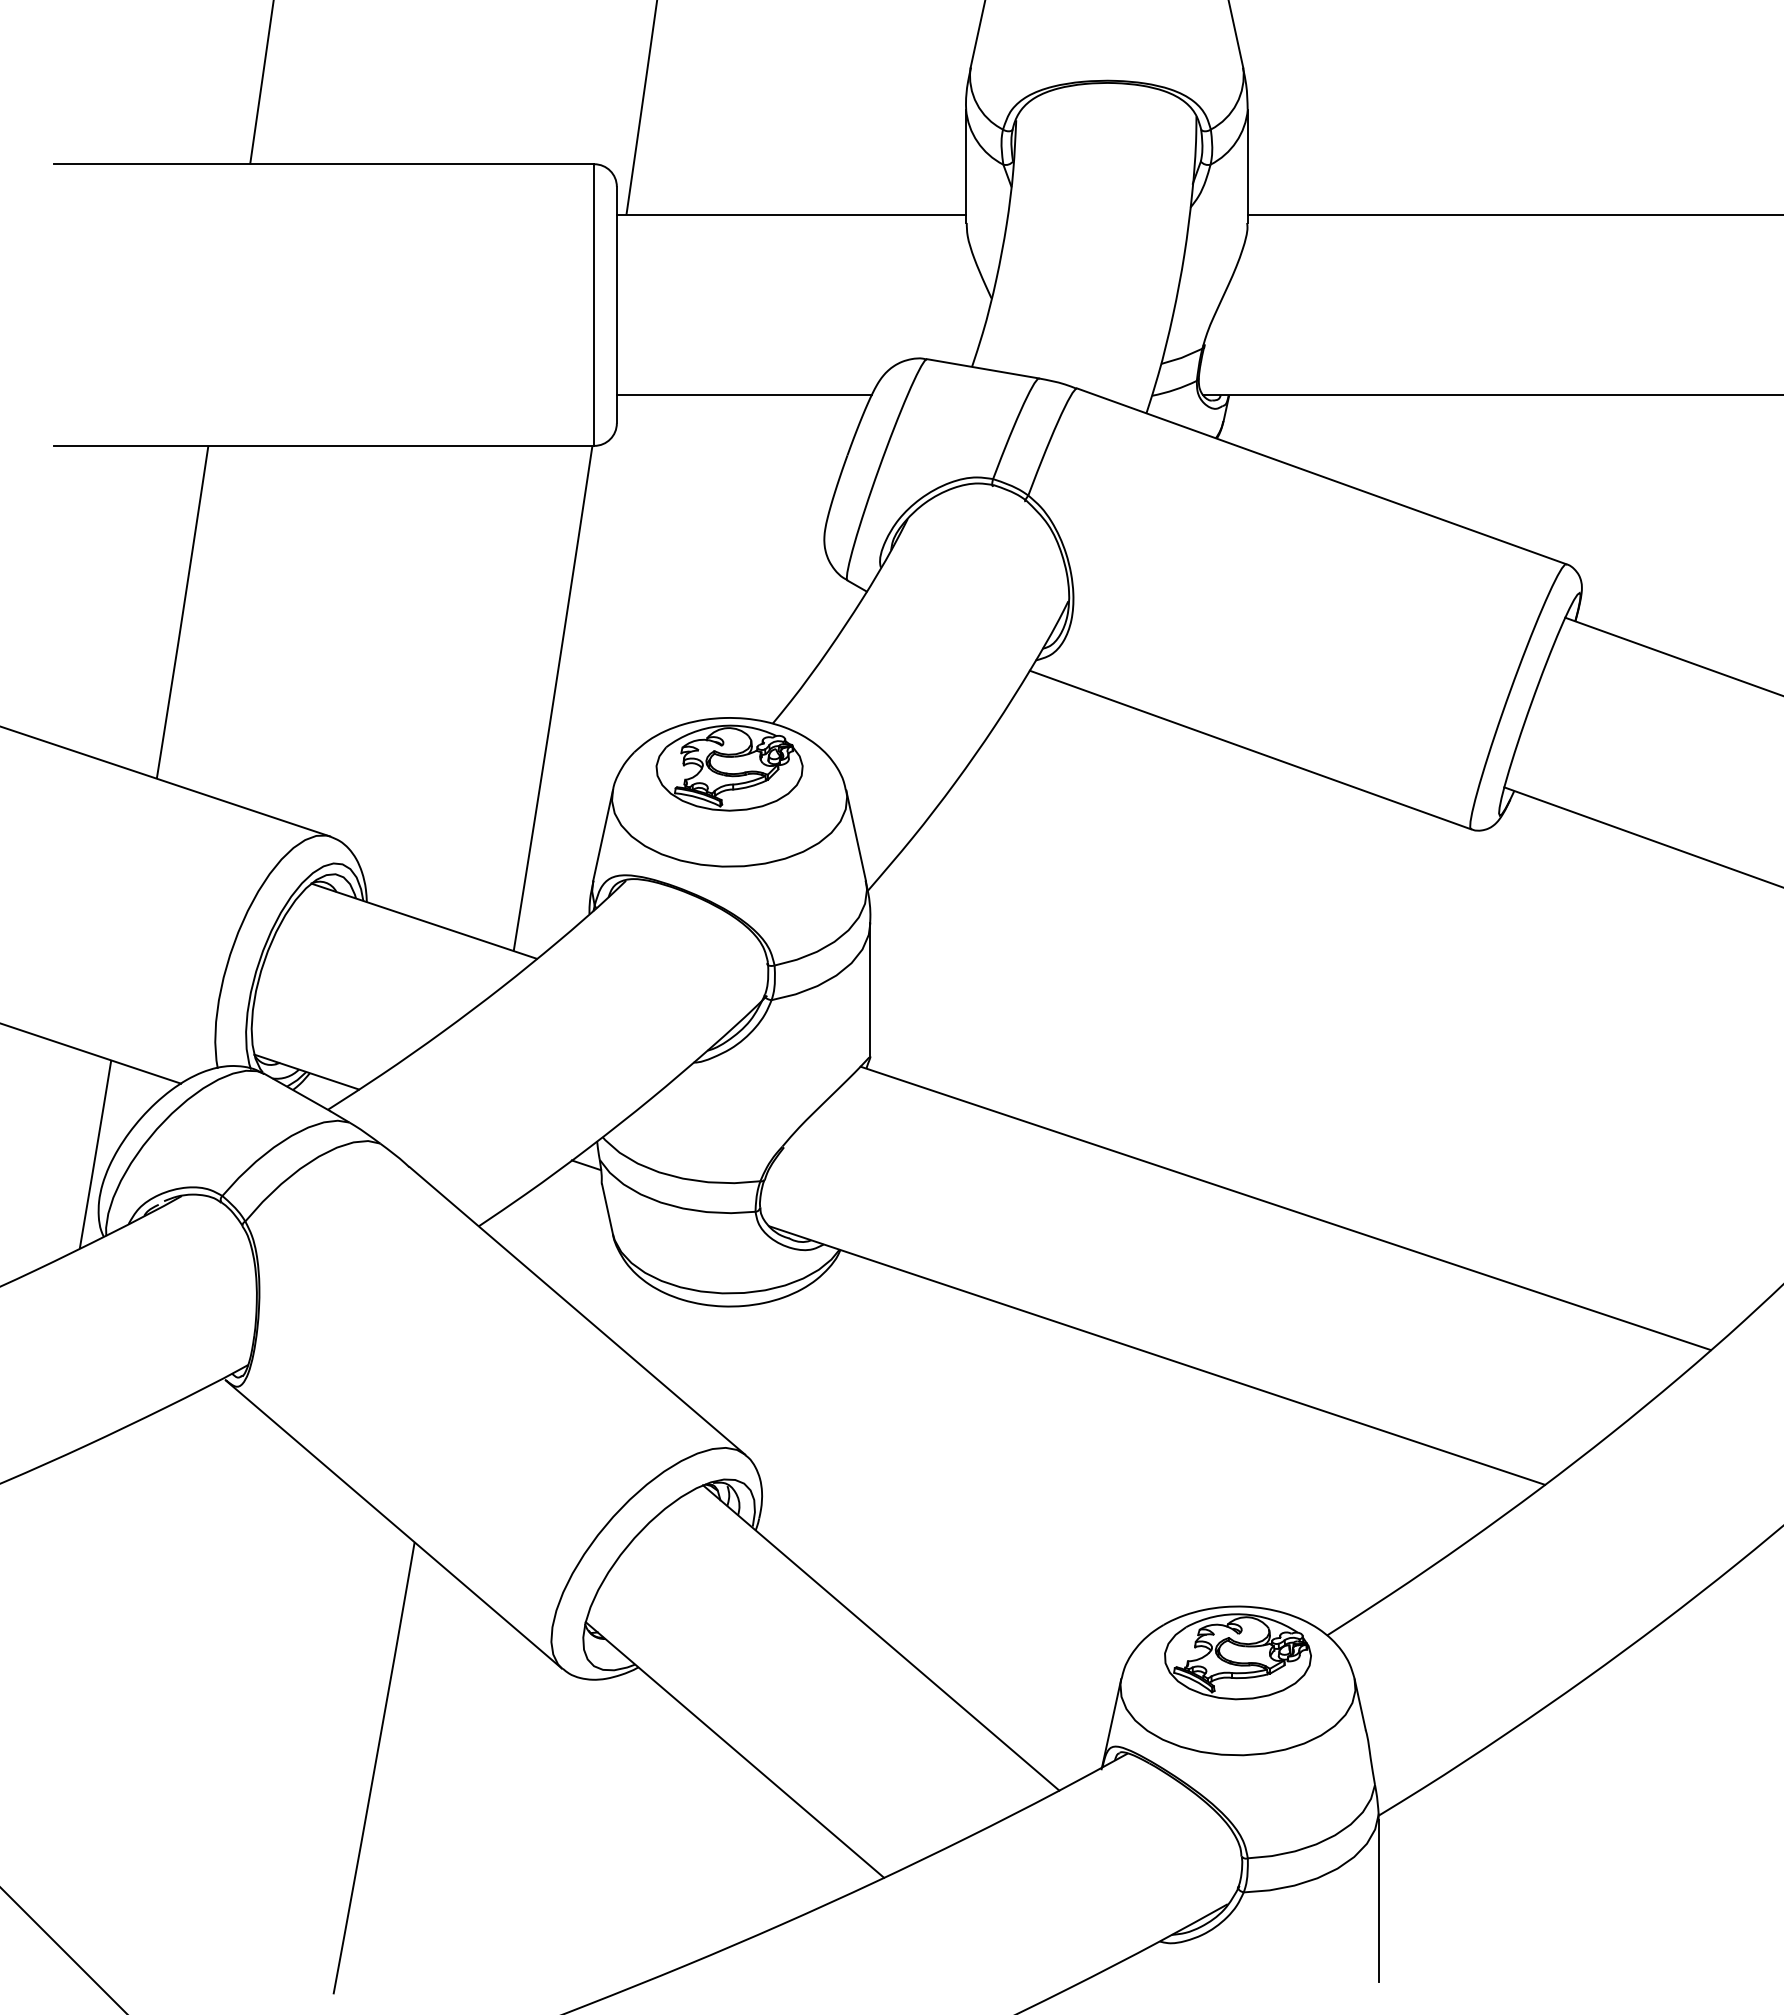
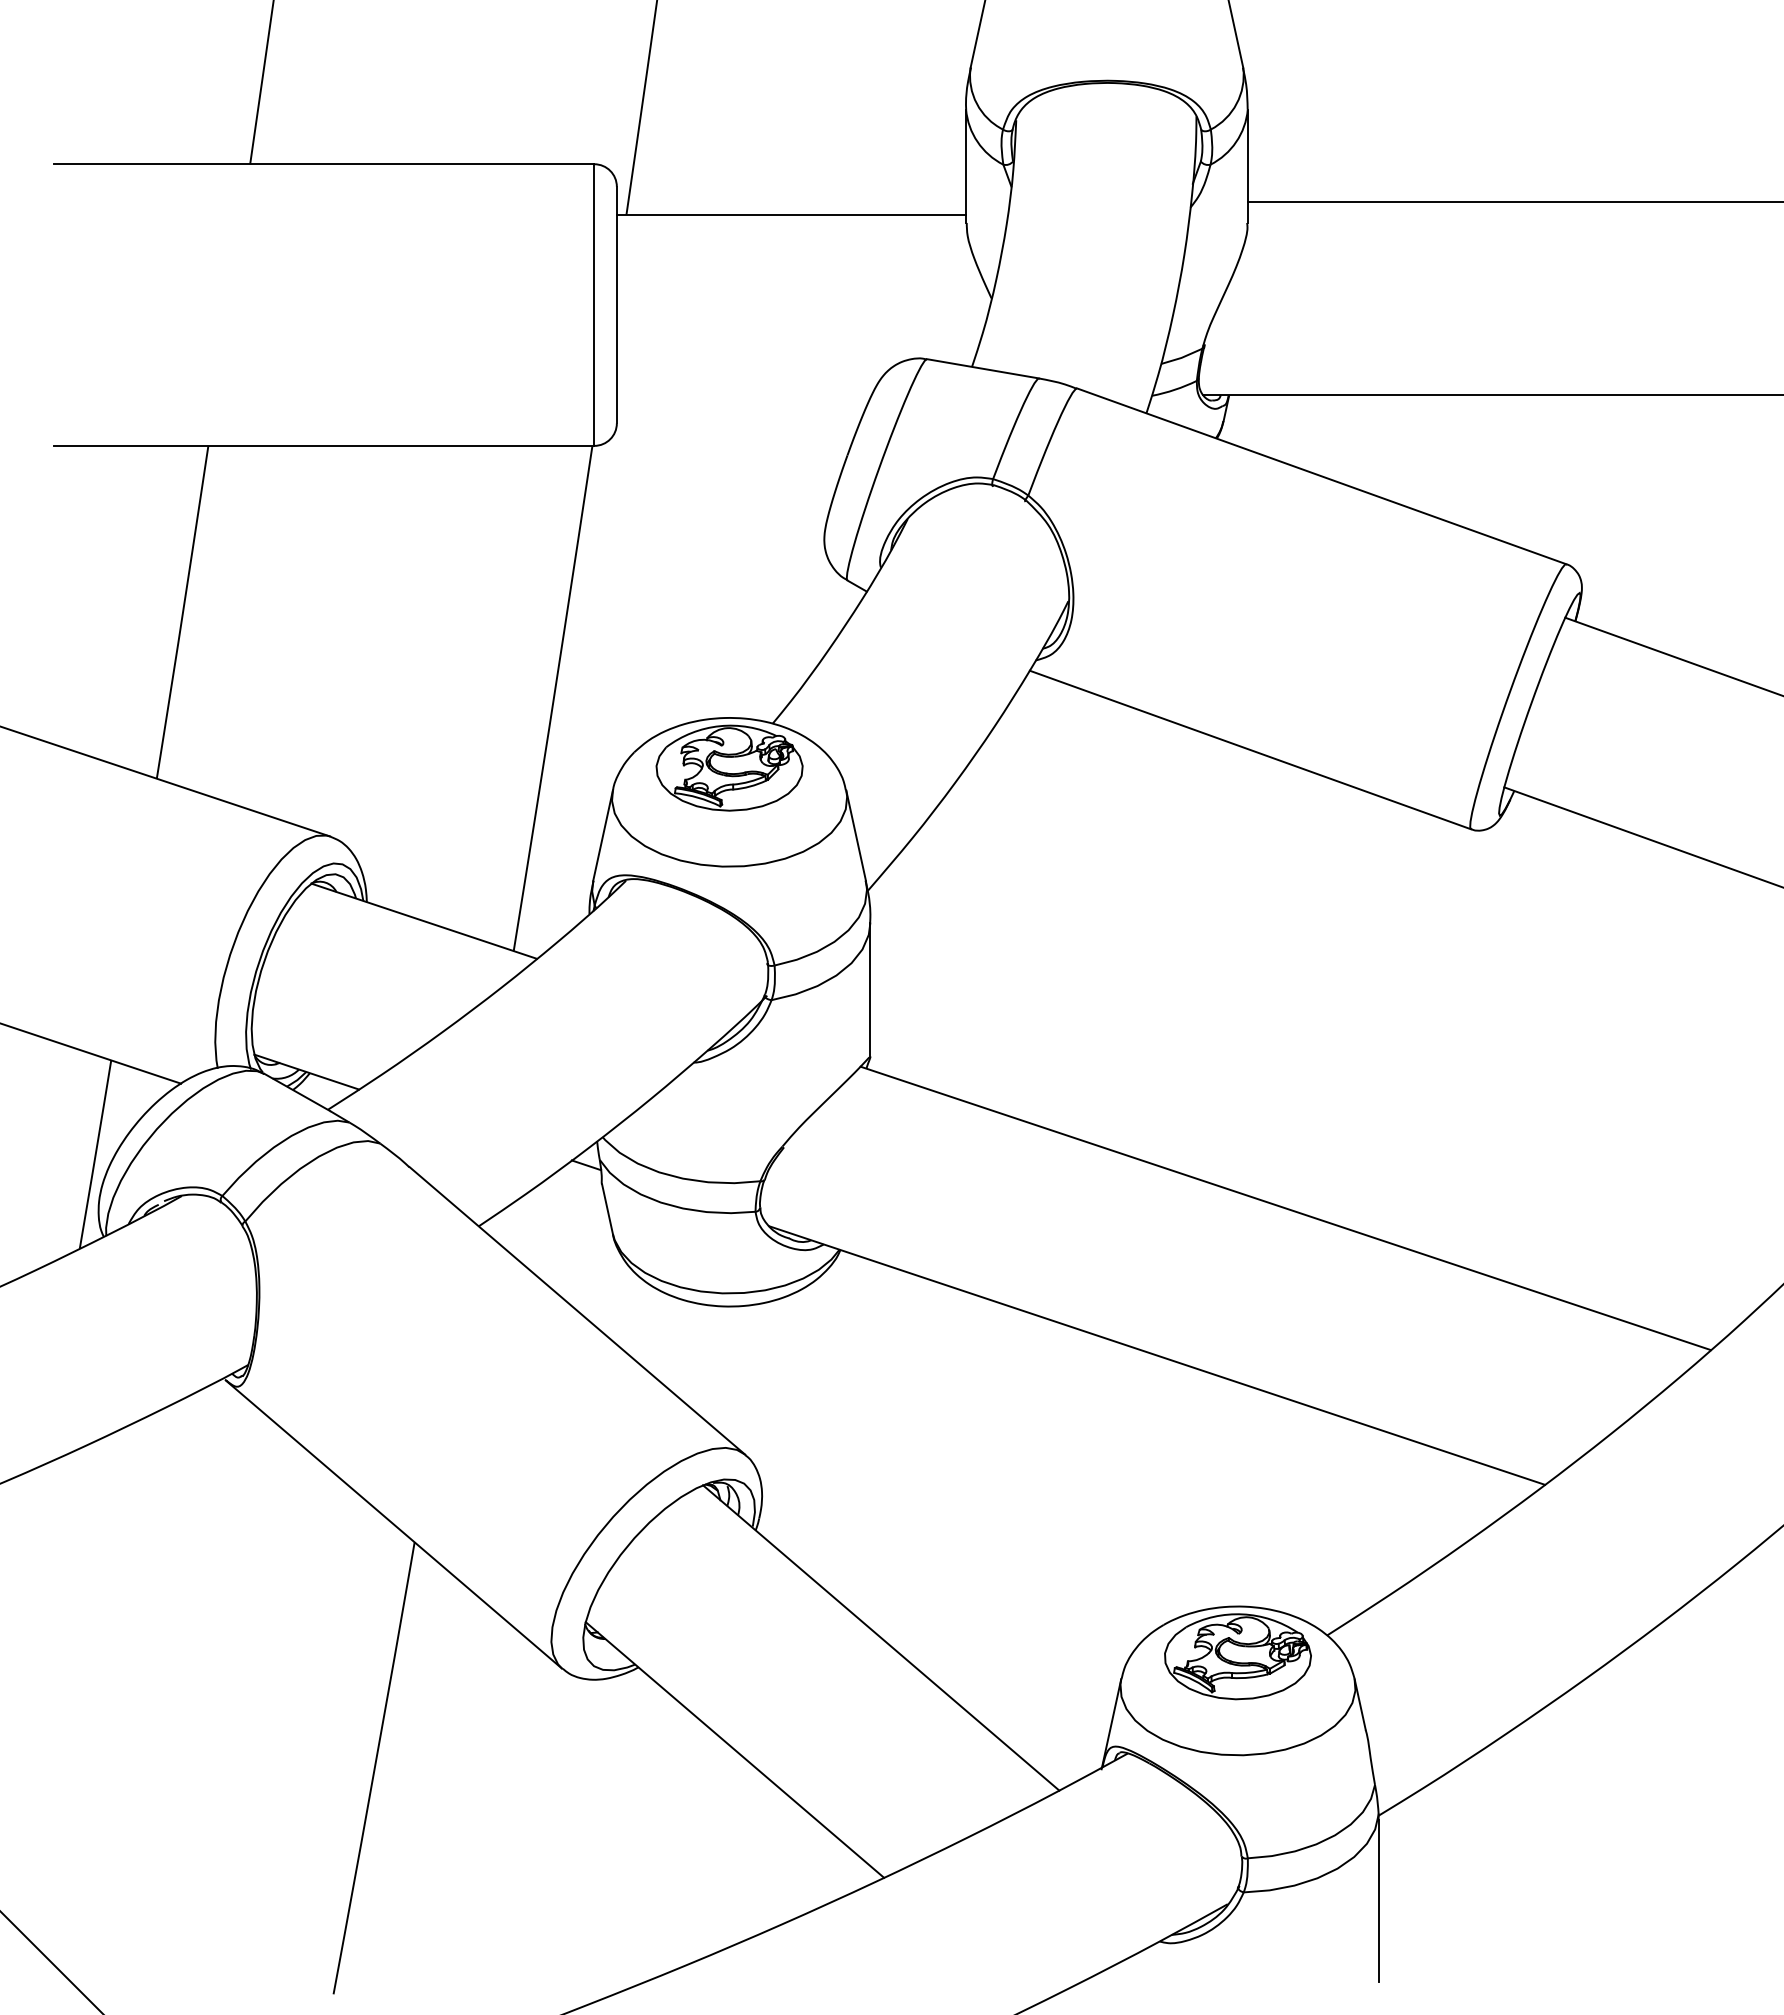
line position: (1513, 214) -> (1513, 201) (1513, 201)
line: present -> none (743, 395)
line position: (63, 1950) -> (51, 1962) (51, 1962)
